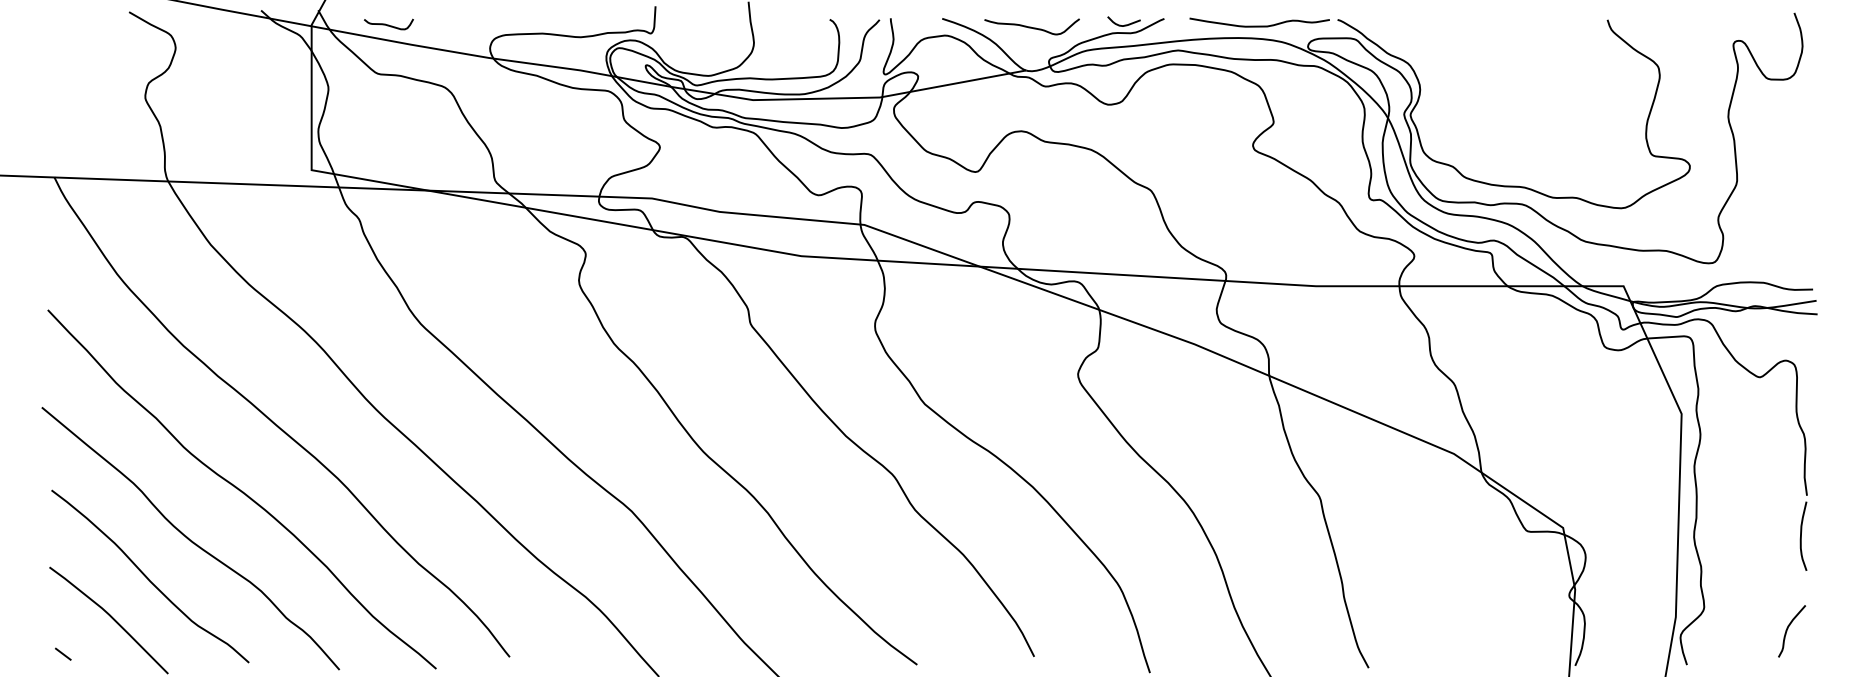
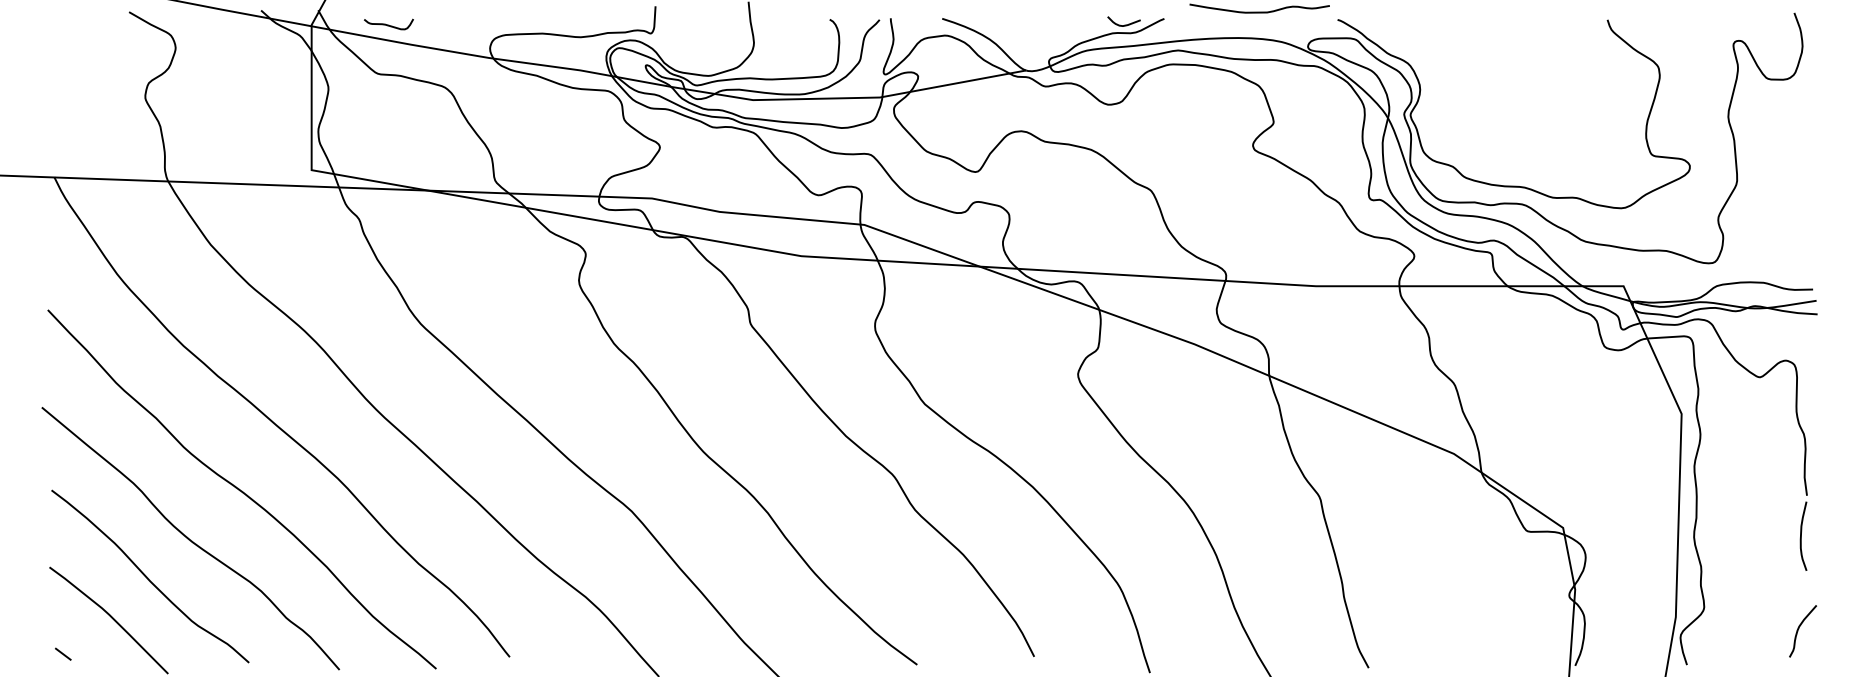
curve position: (1259, 25) -> (1259, 11) (1259, 11)
curve: present -> none (1031, 26)
curve position: (1787, 631) -> (1798, 631) (1798, 631)
